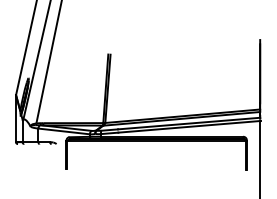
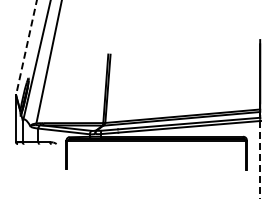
line: solid -> dashed (26, 48)
line: solid -> dashed (260, 159)
